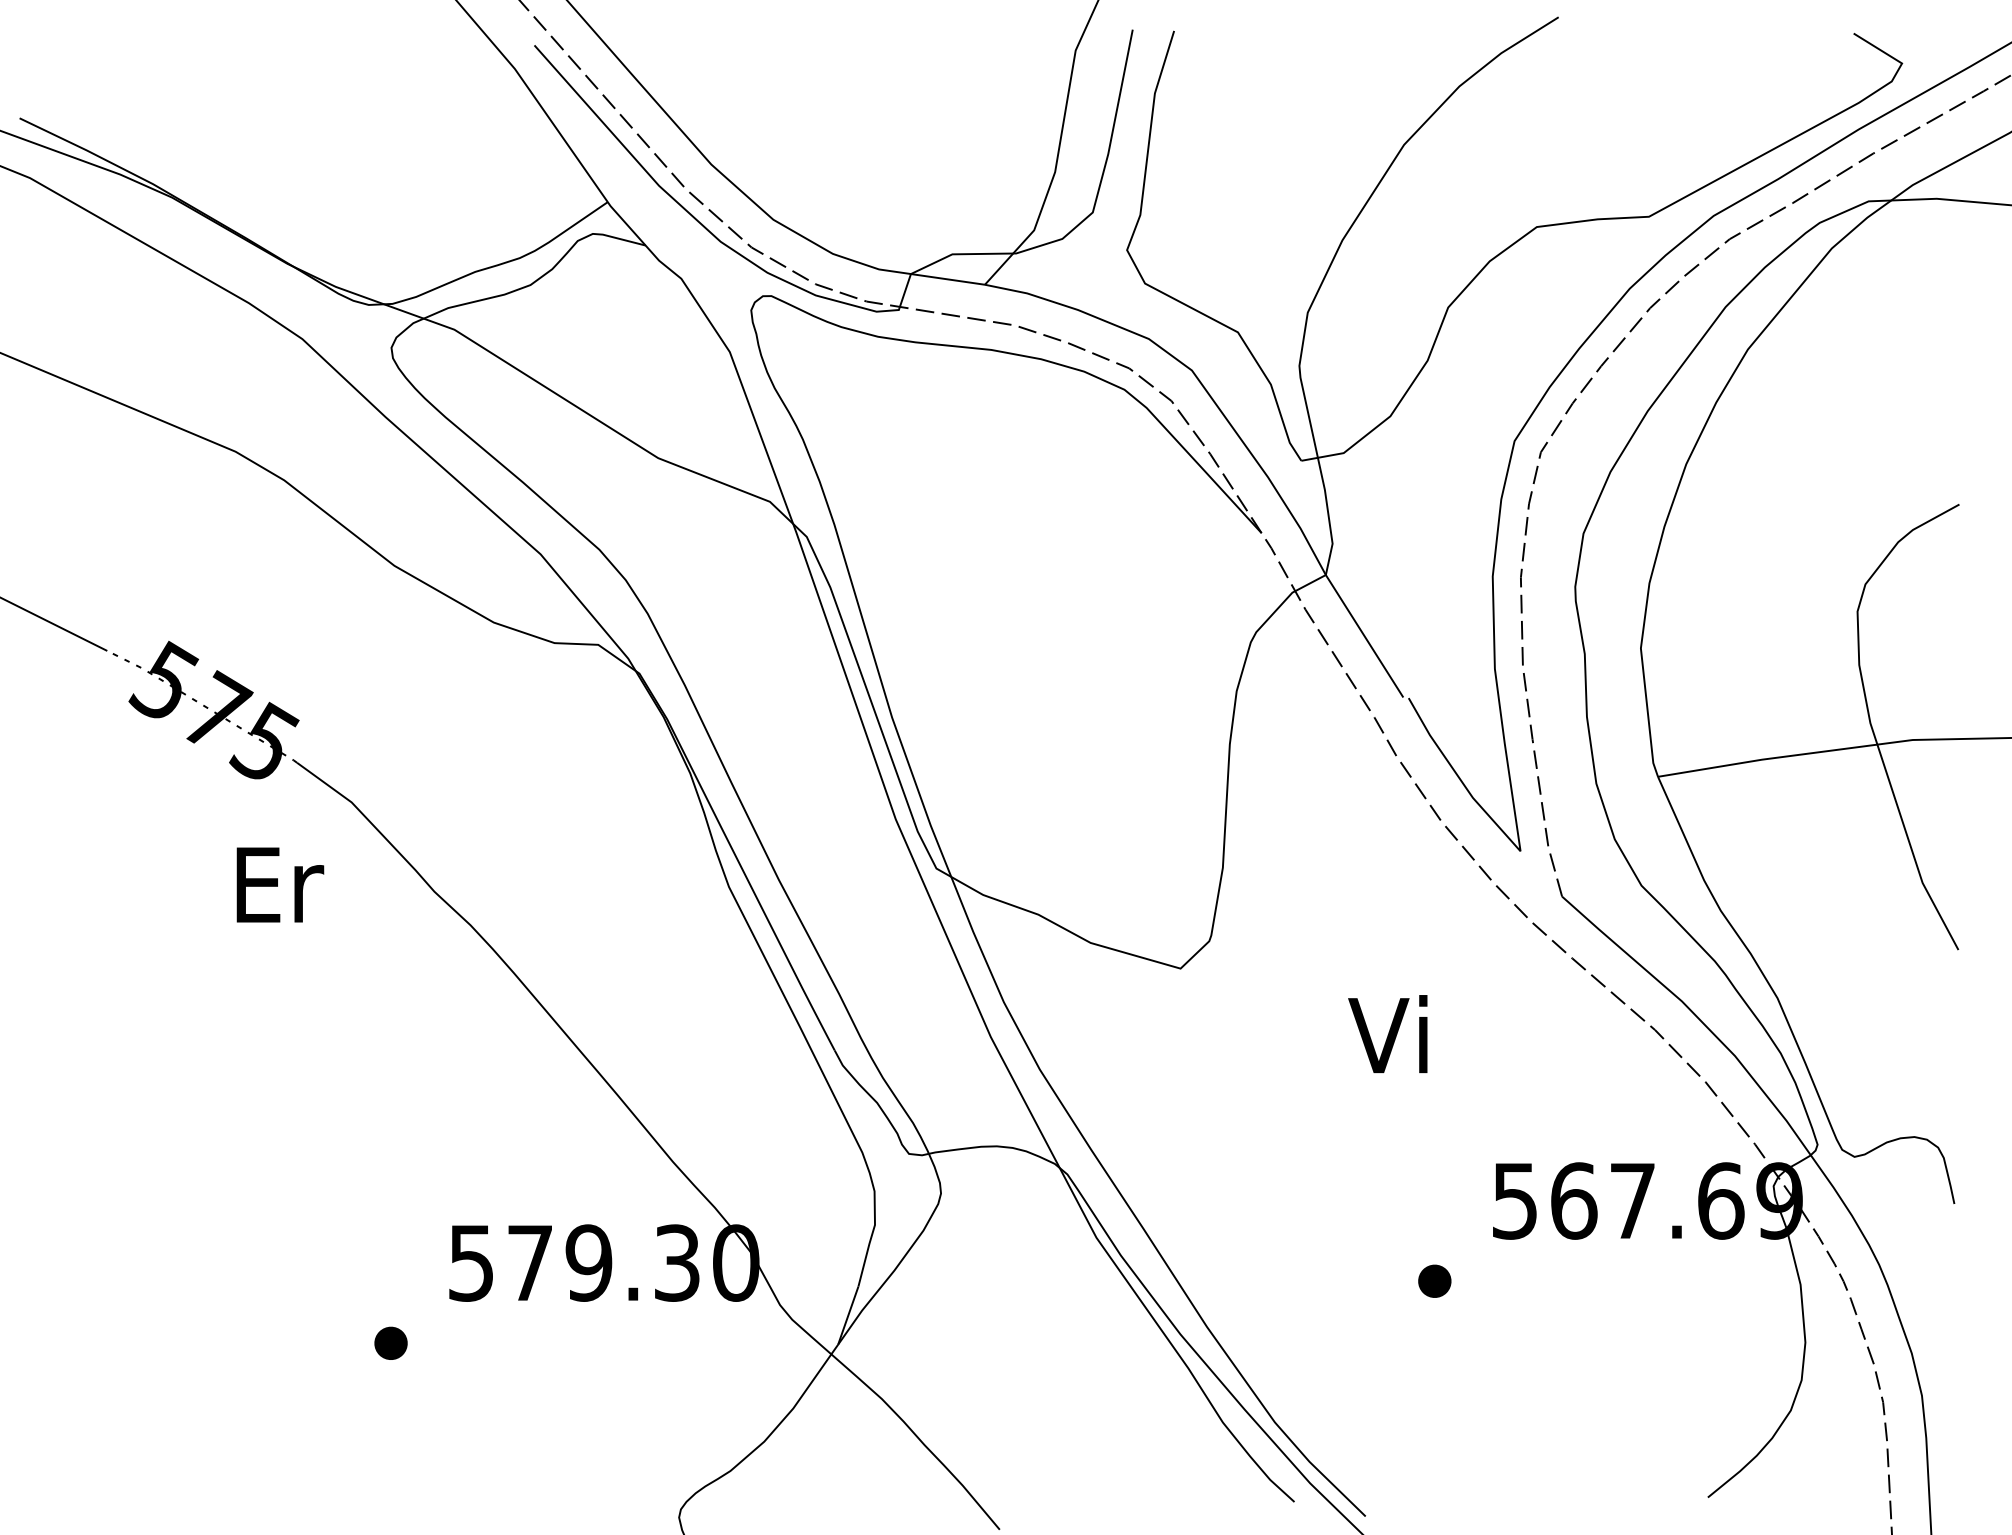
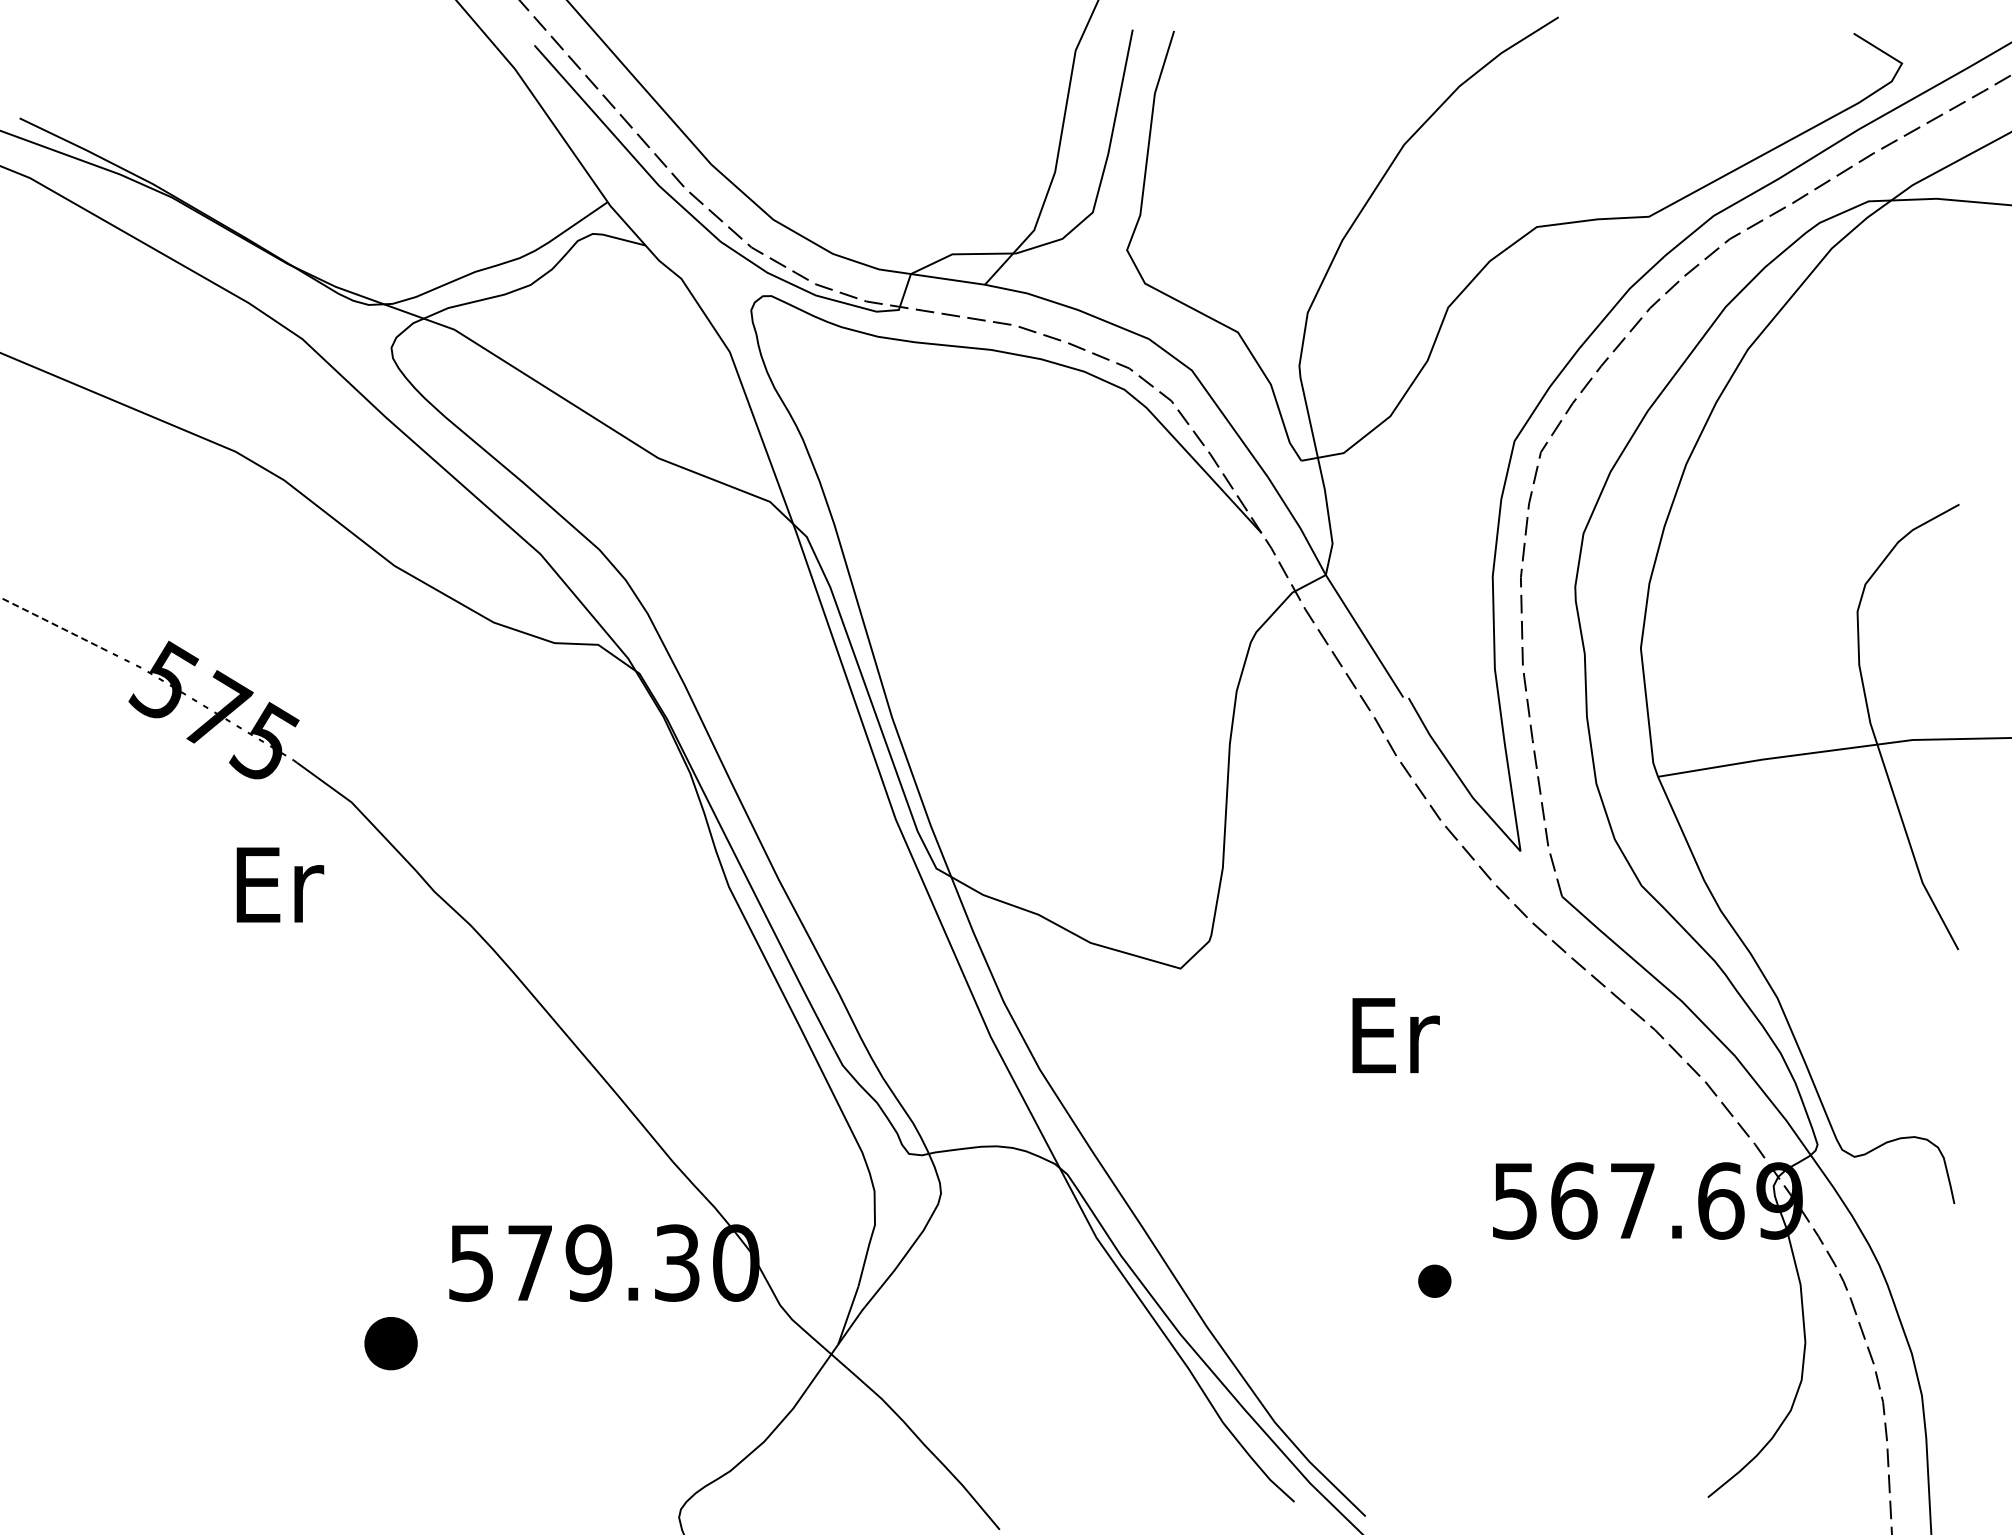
line: solid -> dashed (53, 624)
text: Vi -> Er (1393, 1034)
part size: 34x34 px -> 54x54 px (390, 1343)
